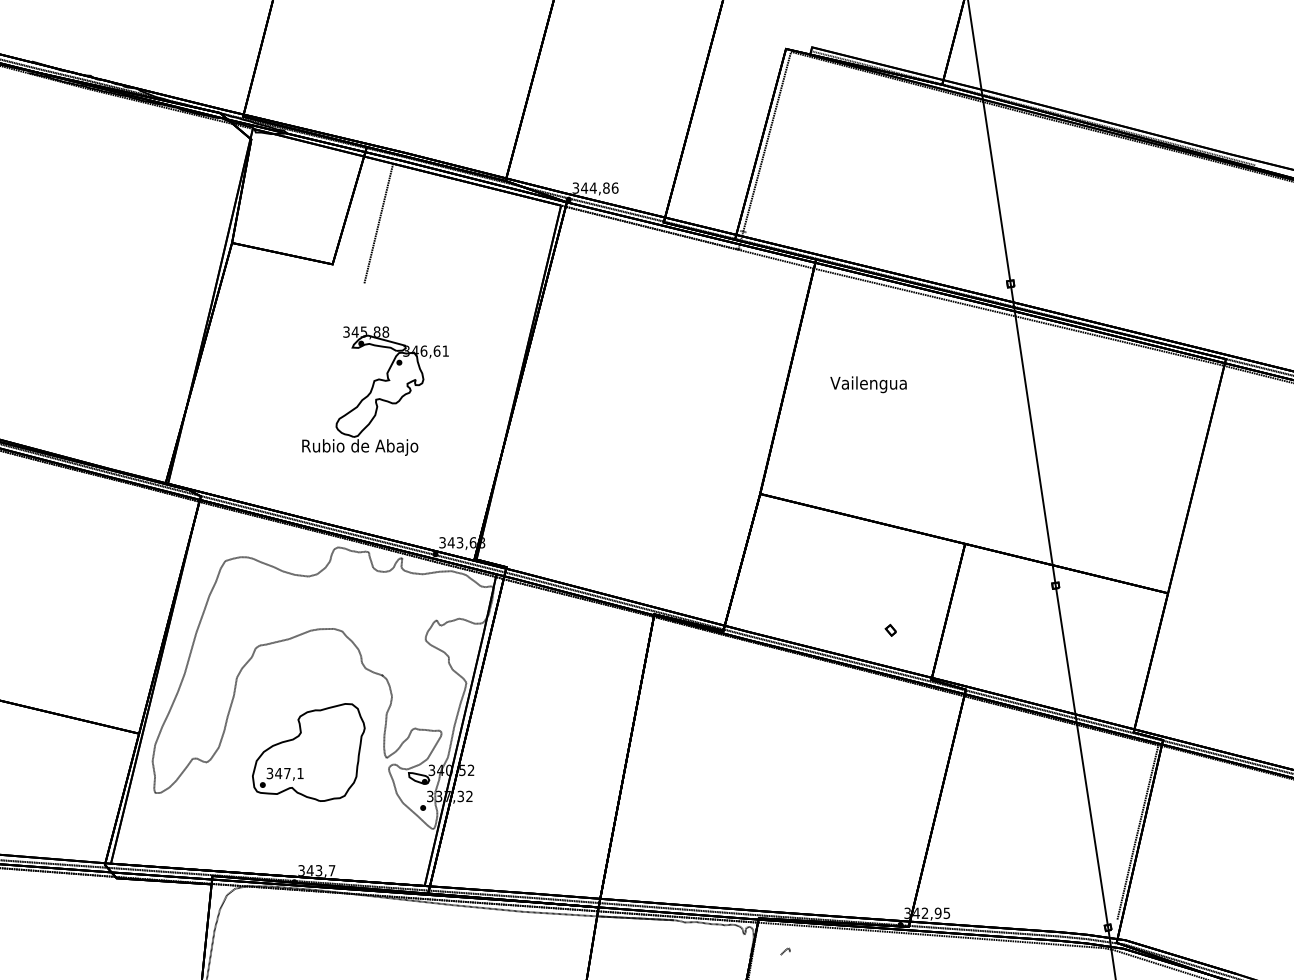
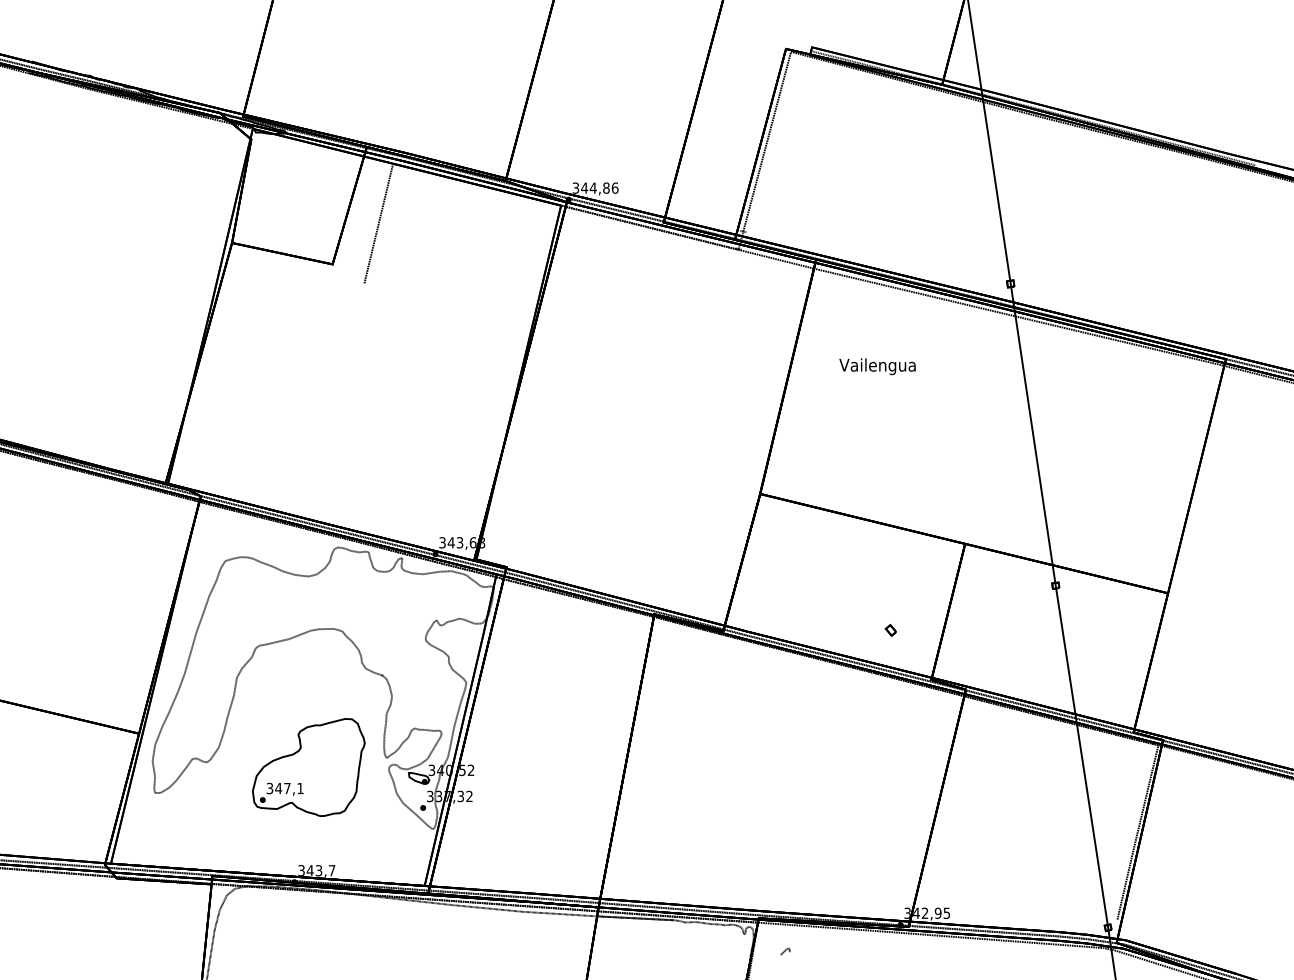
text position: (868, 384) -> (877, 366) (877, 366)
part: present -> none (375, 390)
part position: (308, 752) -> (308, 767) (308, 767)
